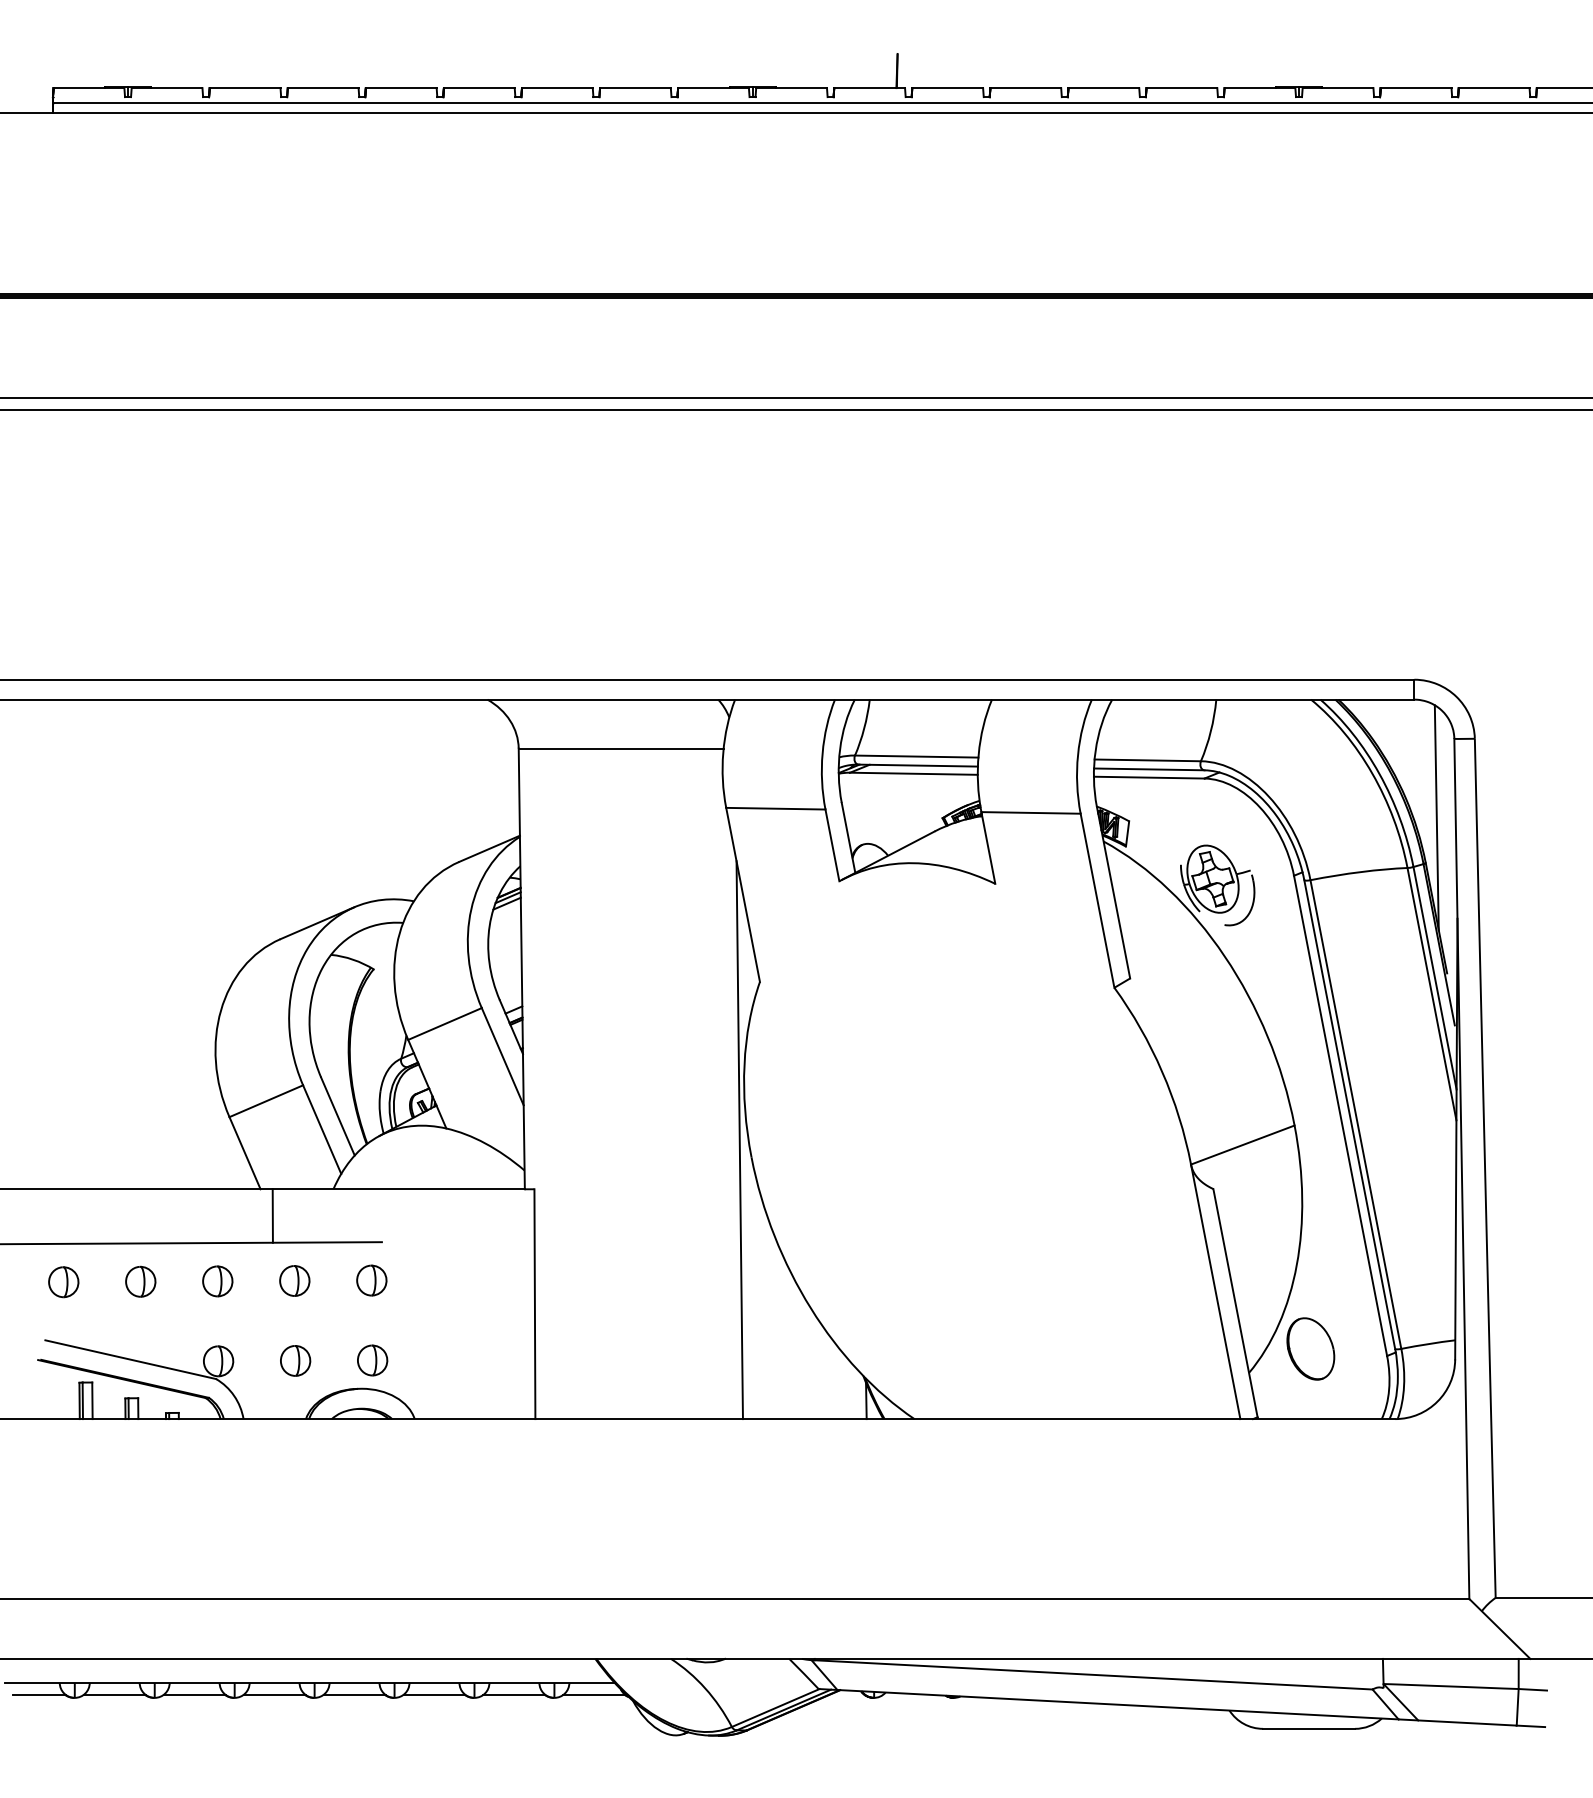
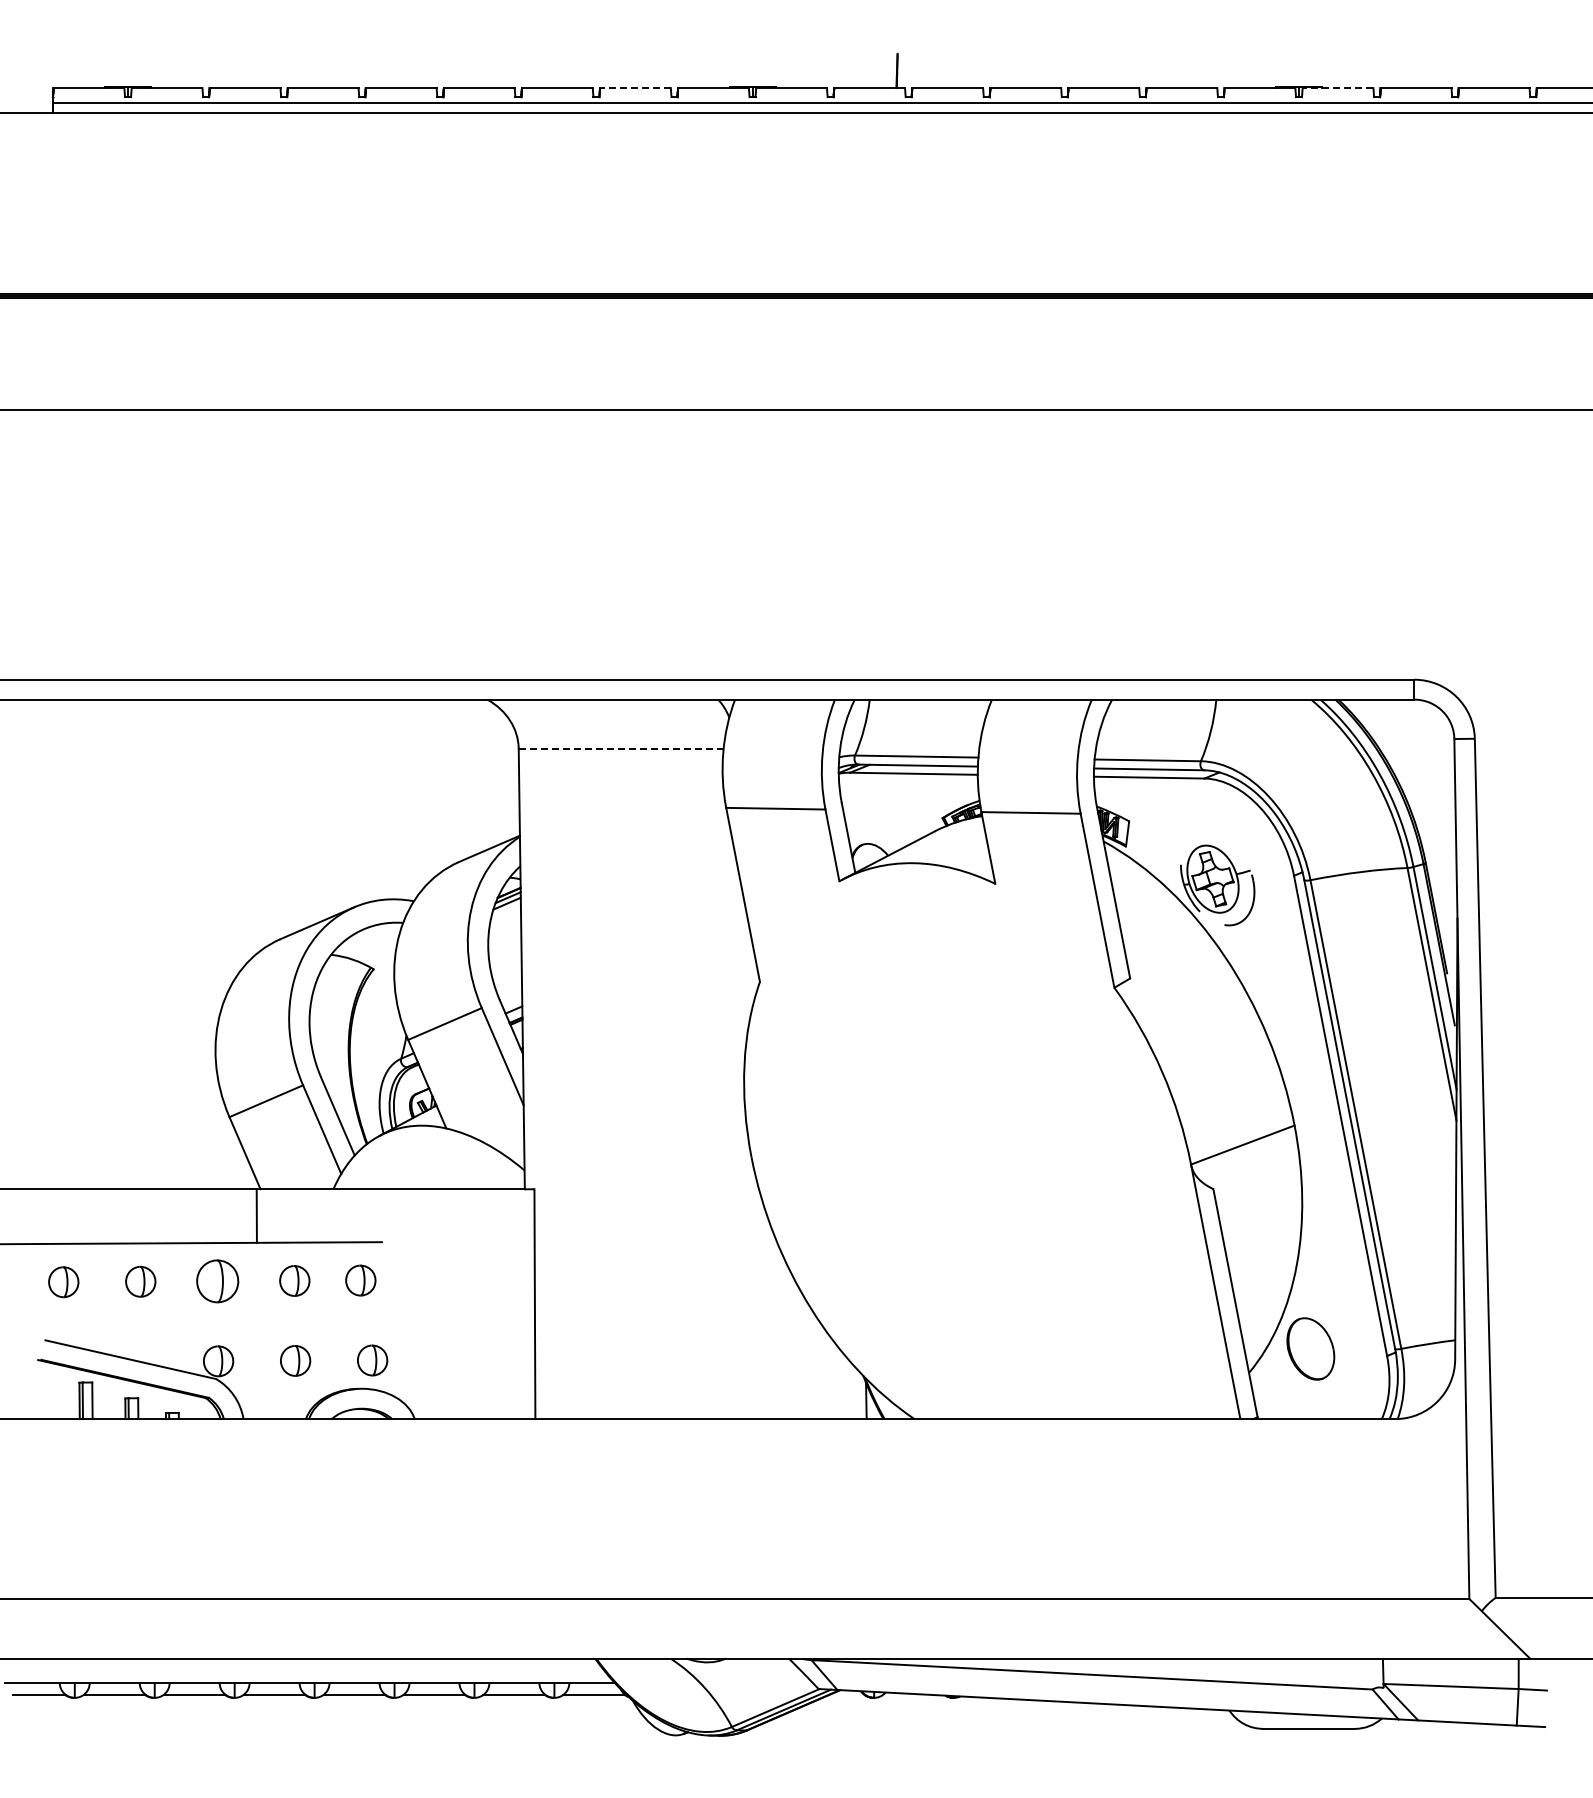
line: solid -> dashed (634, 88)
line: solid -> dashed (1337, 88)
line: present -> none (795, 398)
line: solid -> dashed (621, 748)
line: present -> none (1436, 817)
line: present -> none (739, 1140)
line position: (272, 1215) -> (256, 1215) (256, 1215)
part position: (371, 1280) -> (360, 1280) (360, 1280)
part size: 32x33 px -> 44x45 px (217, 1281)
